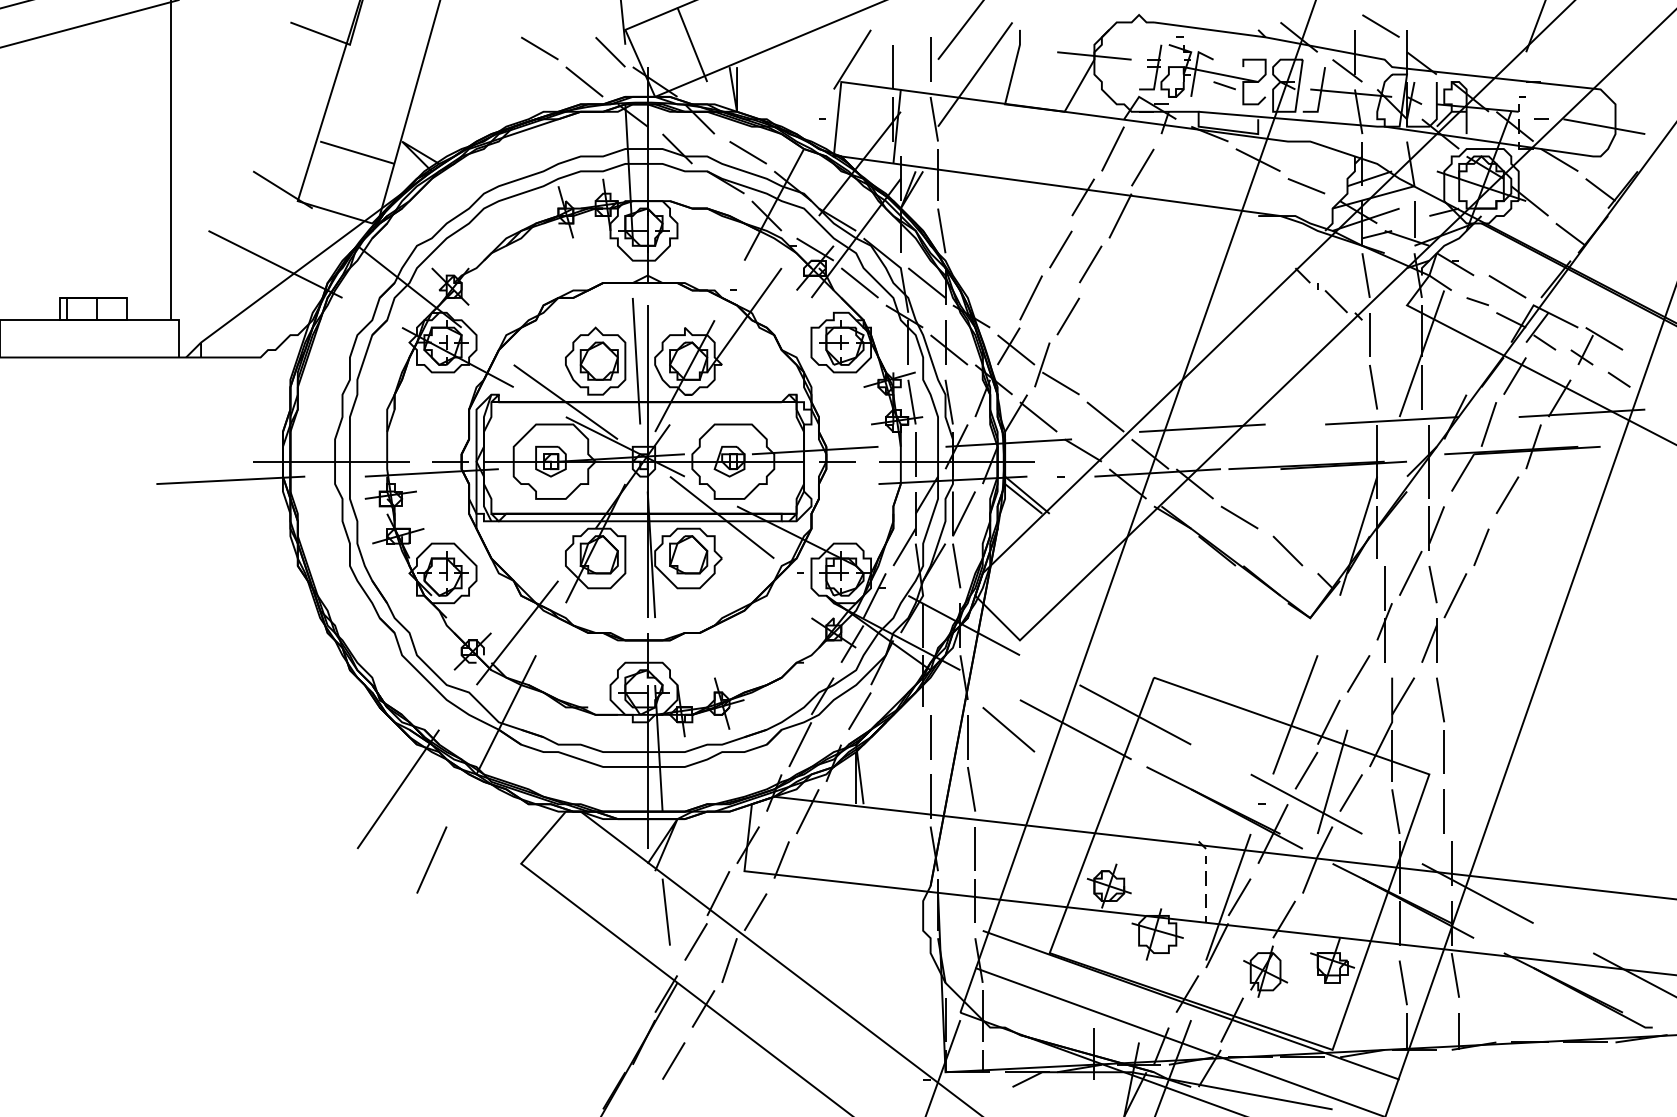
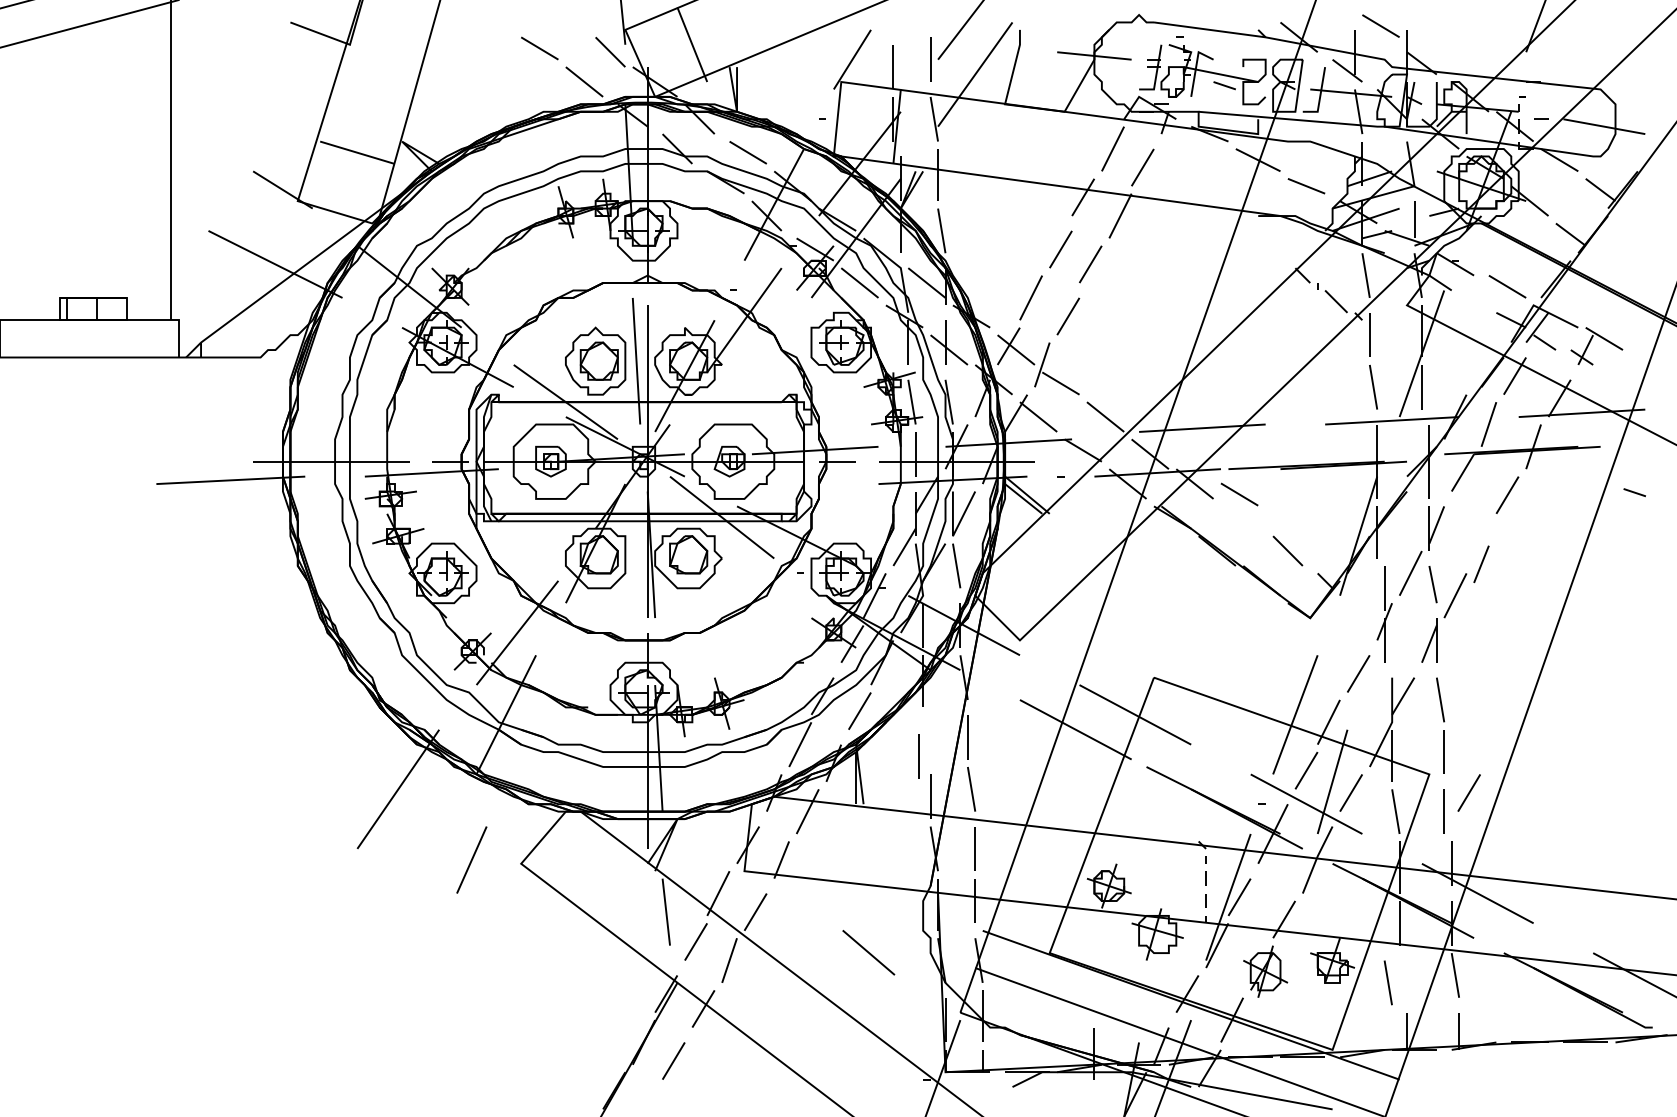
line position: (1477, 301) -> (1634, 492) (1634, 492)
line: present -> none (1618, 379)
line position: (1239, 517) -> (1239, 494) (1239, 494)
line position: (1481, 547) -> (1481, 564) (1481, 564)
line position: (1008, 729) -> (868, 952) (868, 952)
line position: (930, 737) -> (918, 756) (918, 756)
line: none -> present (1468, 792)
line position: (431, 859) -> (471, 859) (471, 859)
line position: (1402, 982) -> (1387, 982) (1387, 982)
